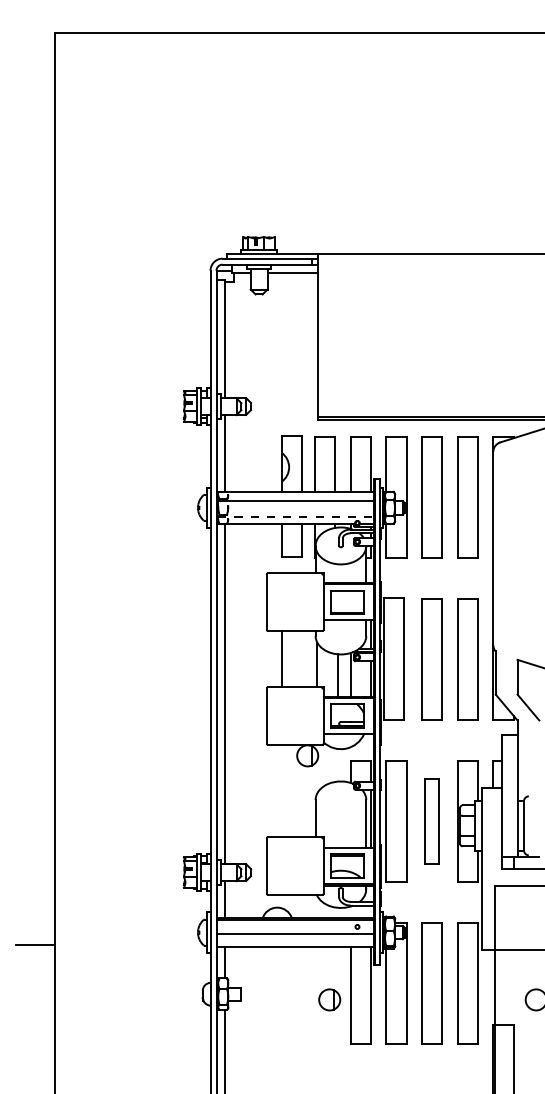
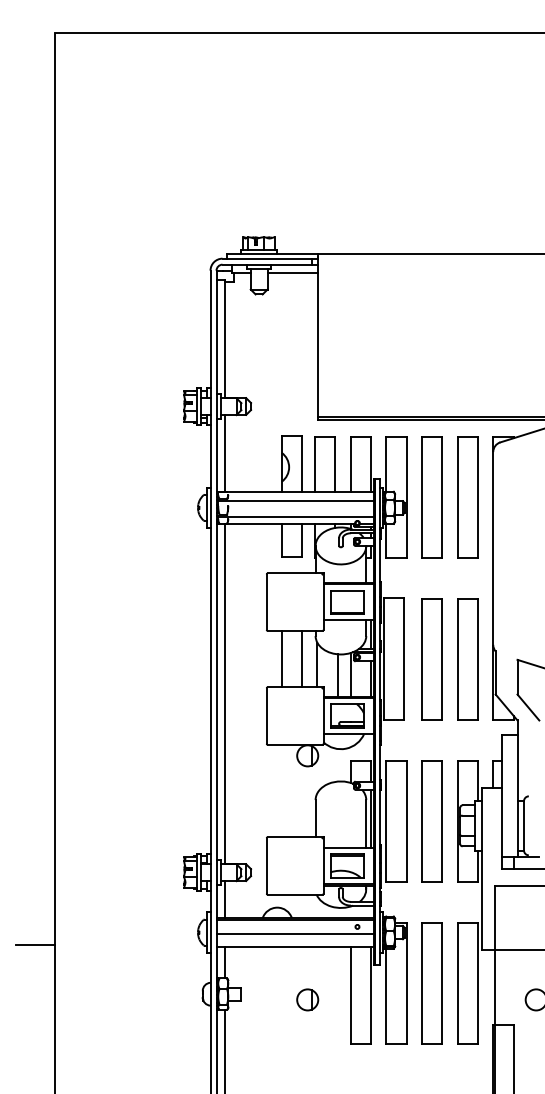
line: dashed -> solid (296, 516)
line: none -> present (302, 658)
part size: 16x87 px -> 22x123 px (431, 821)
part position: (329, 999) -> (307, 999) (307, 999)
